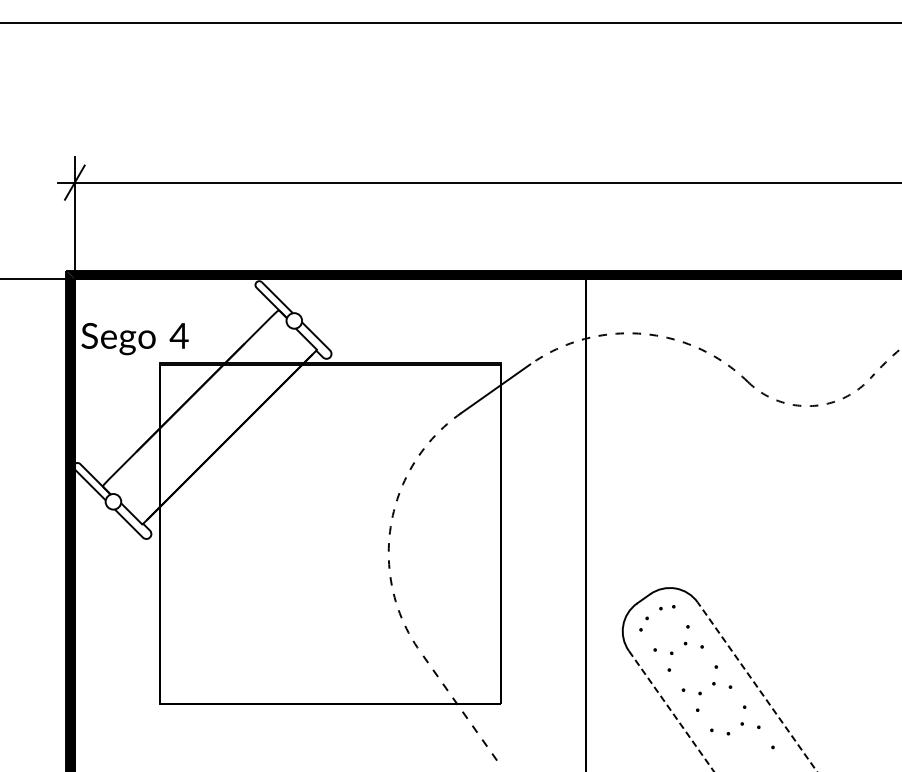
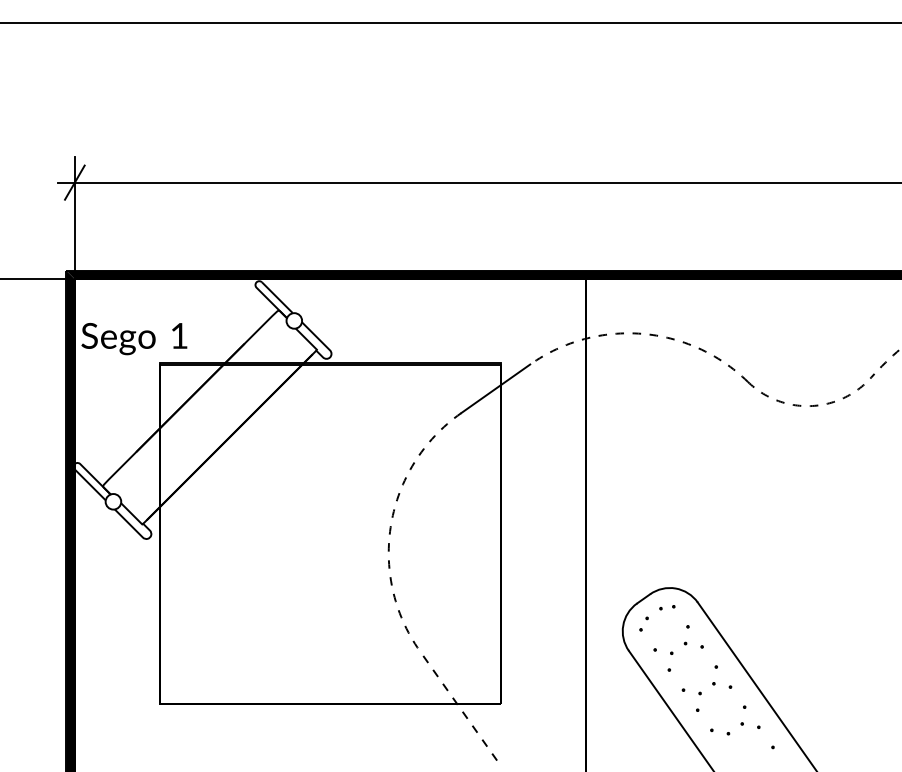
text: 4 -> 1 (178, 335)
line: dashed -> solid (757, 686)
line: dashed -> solid (671, 711)
